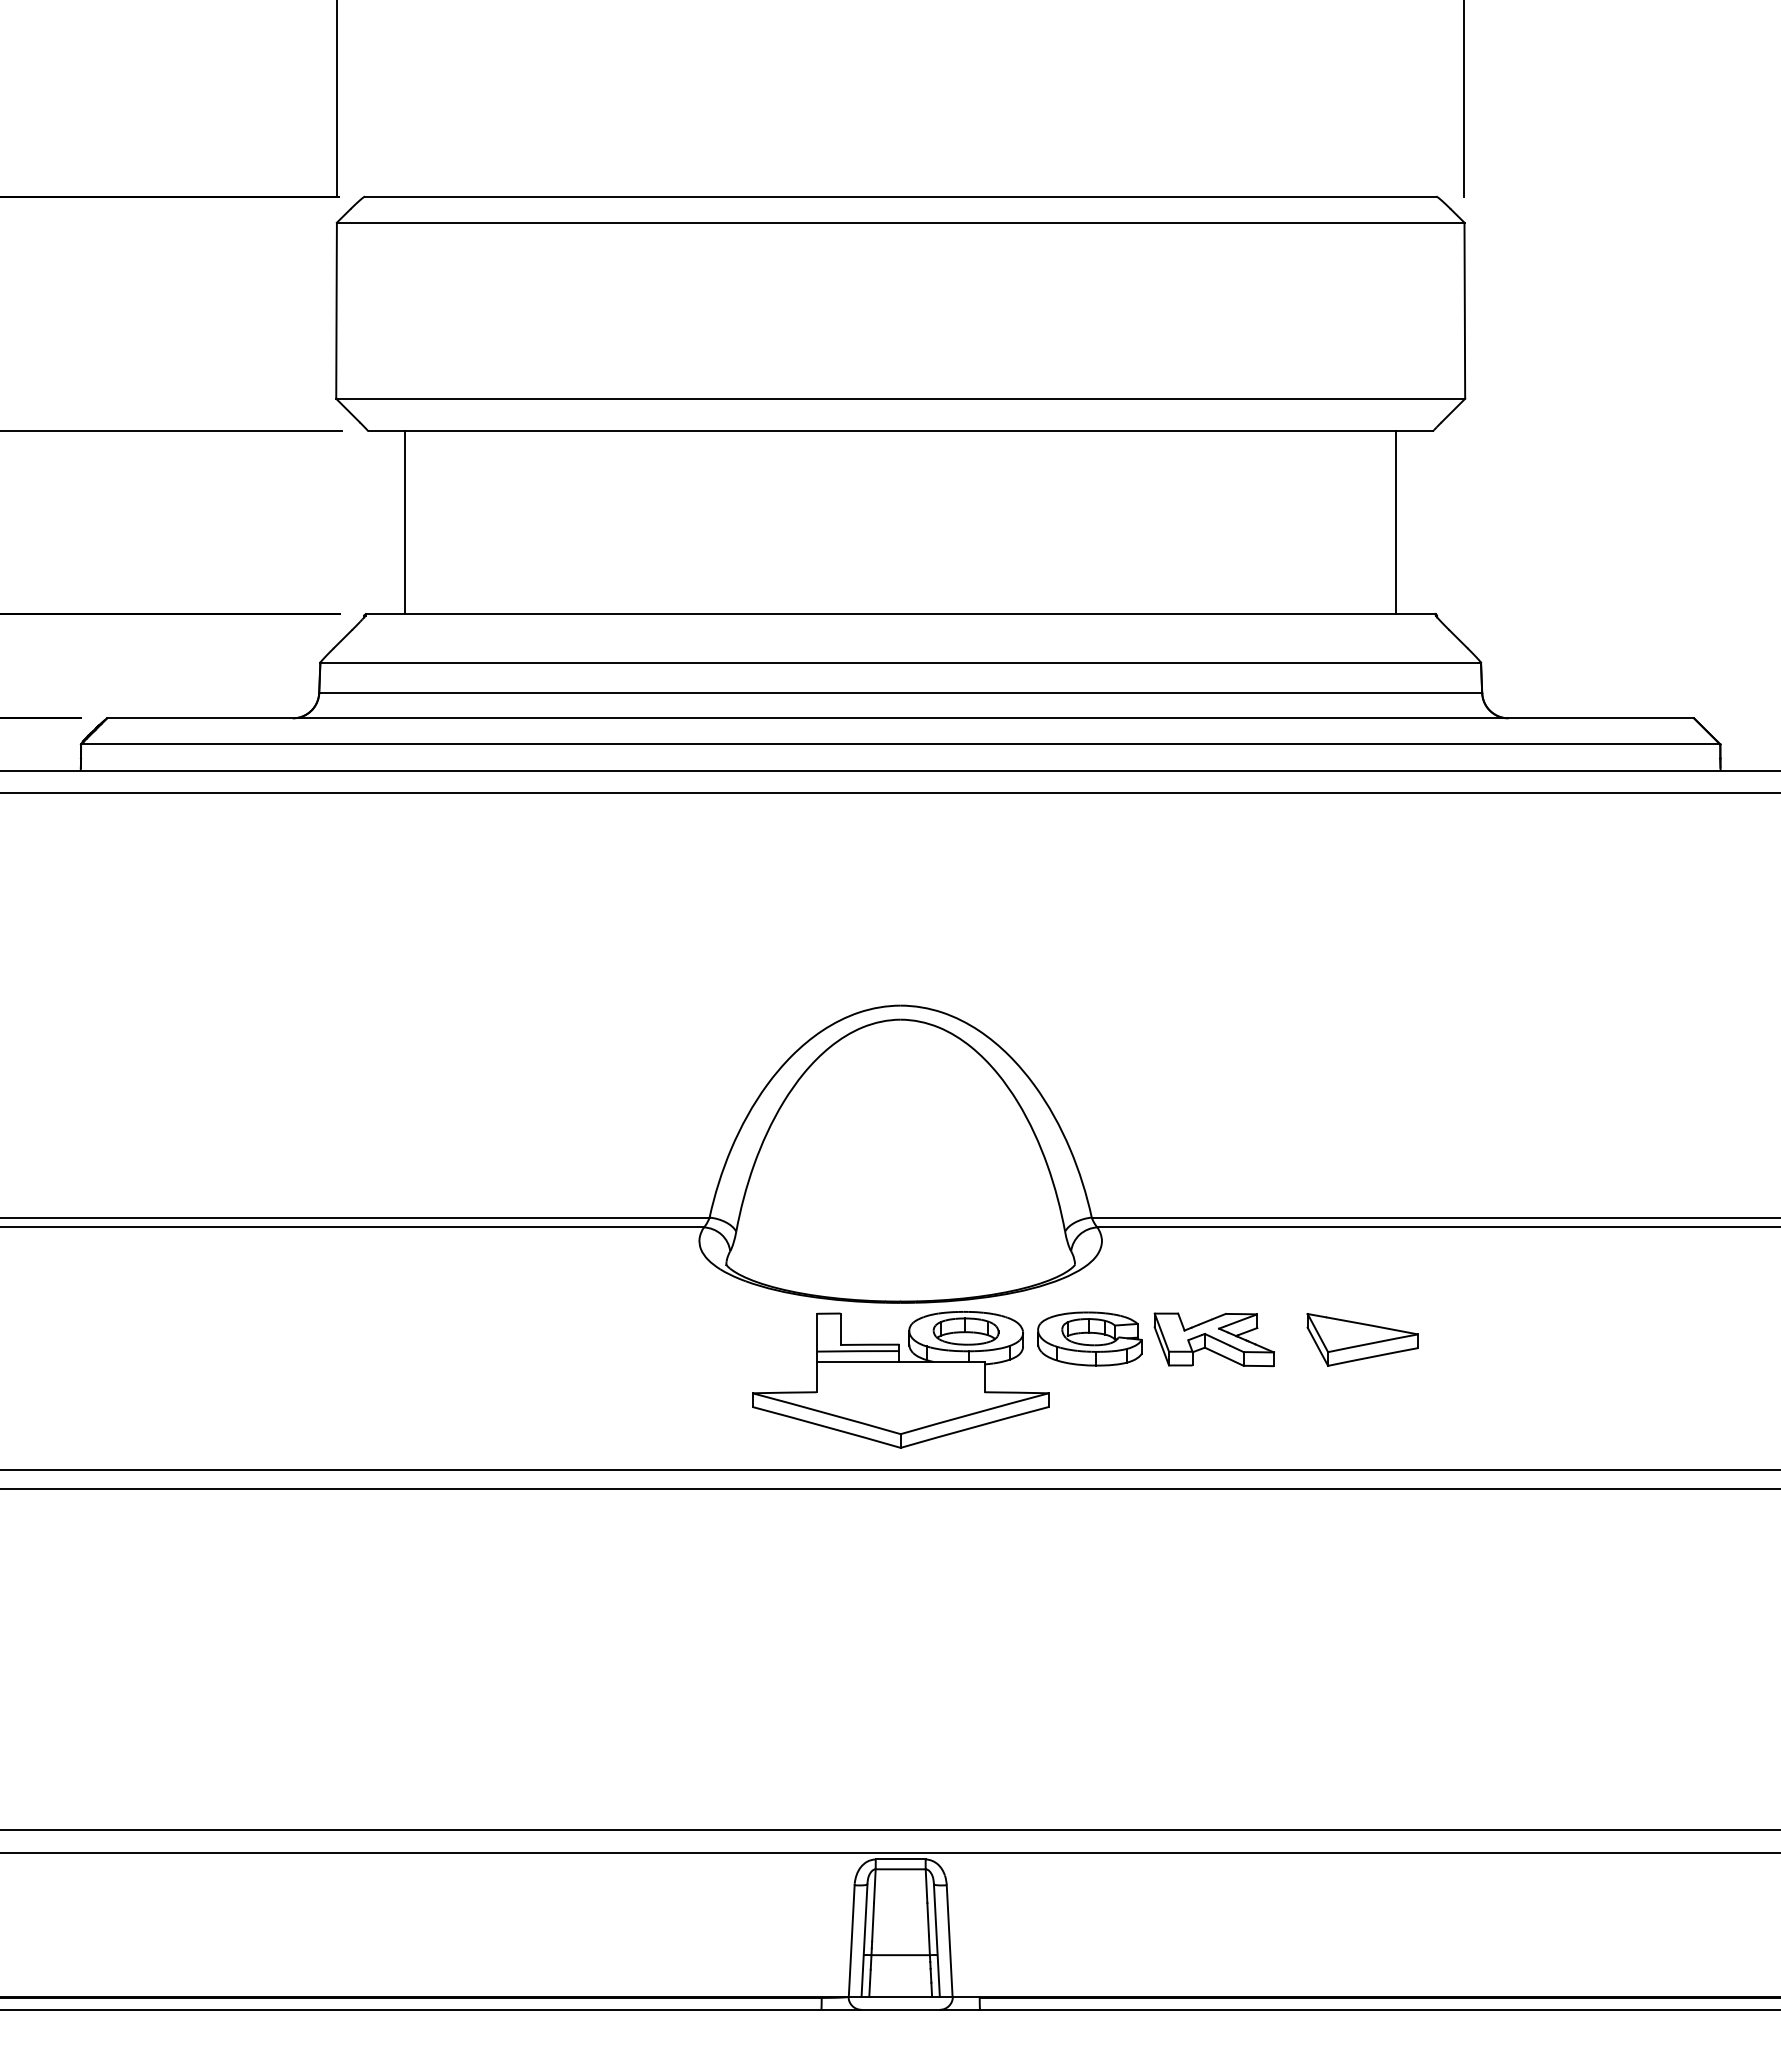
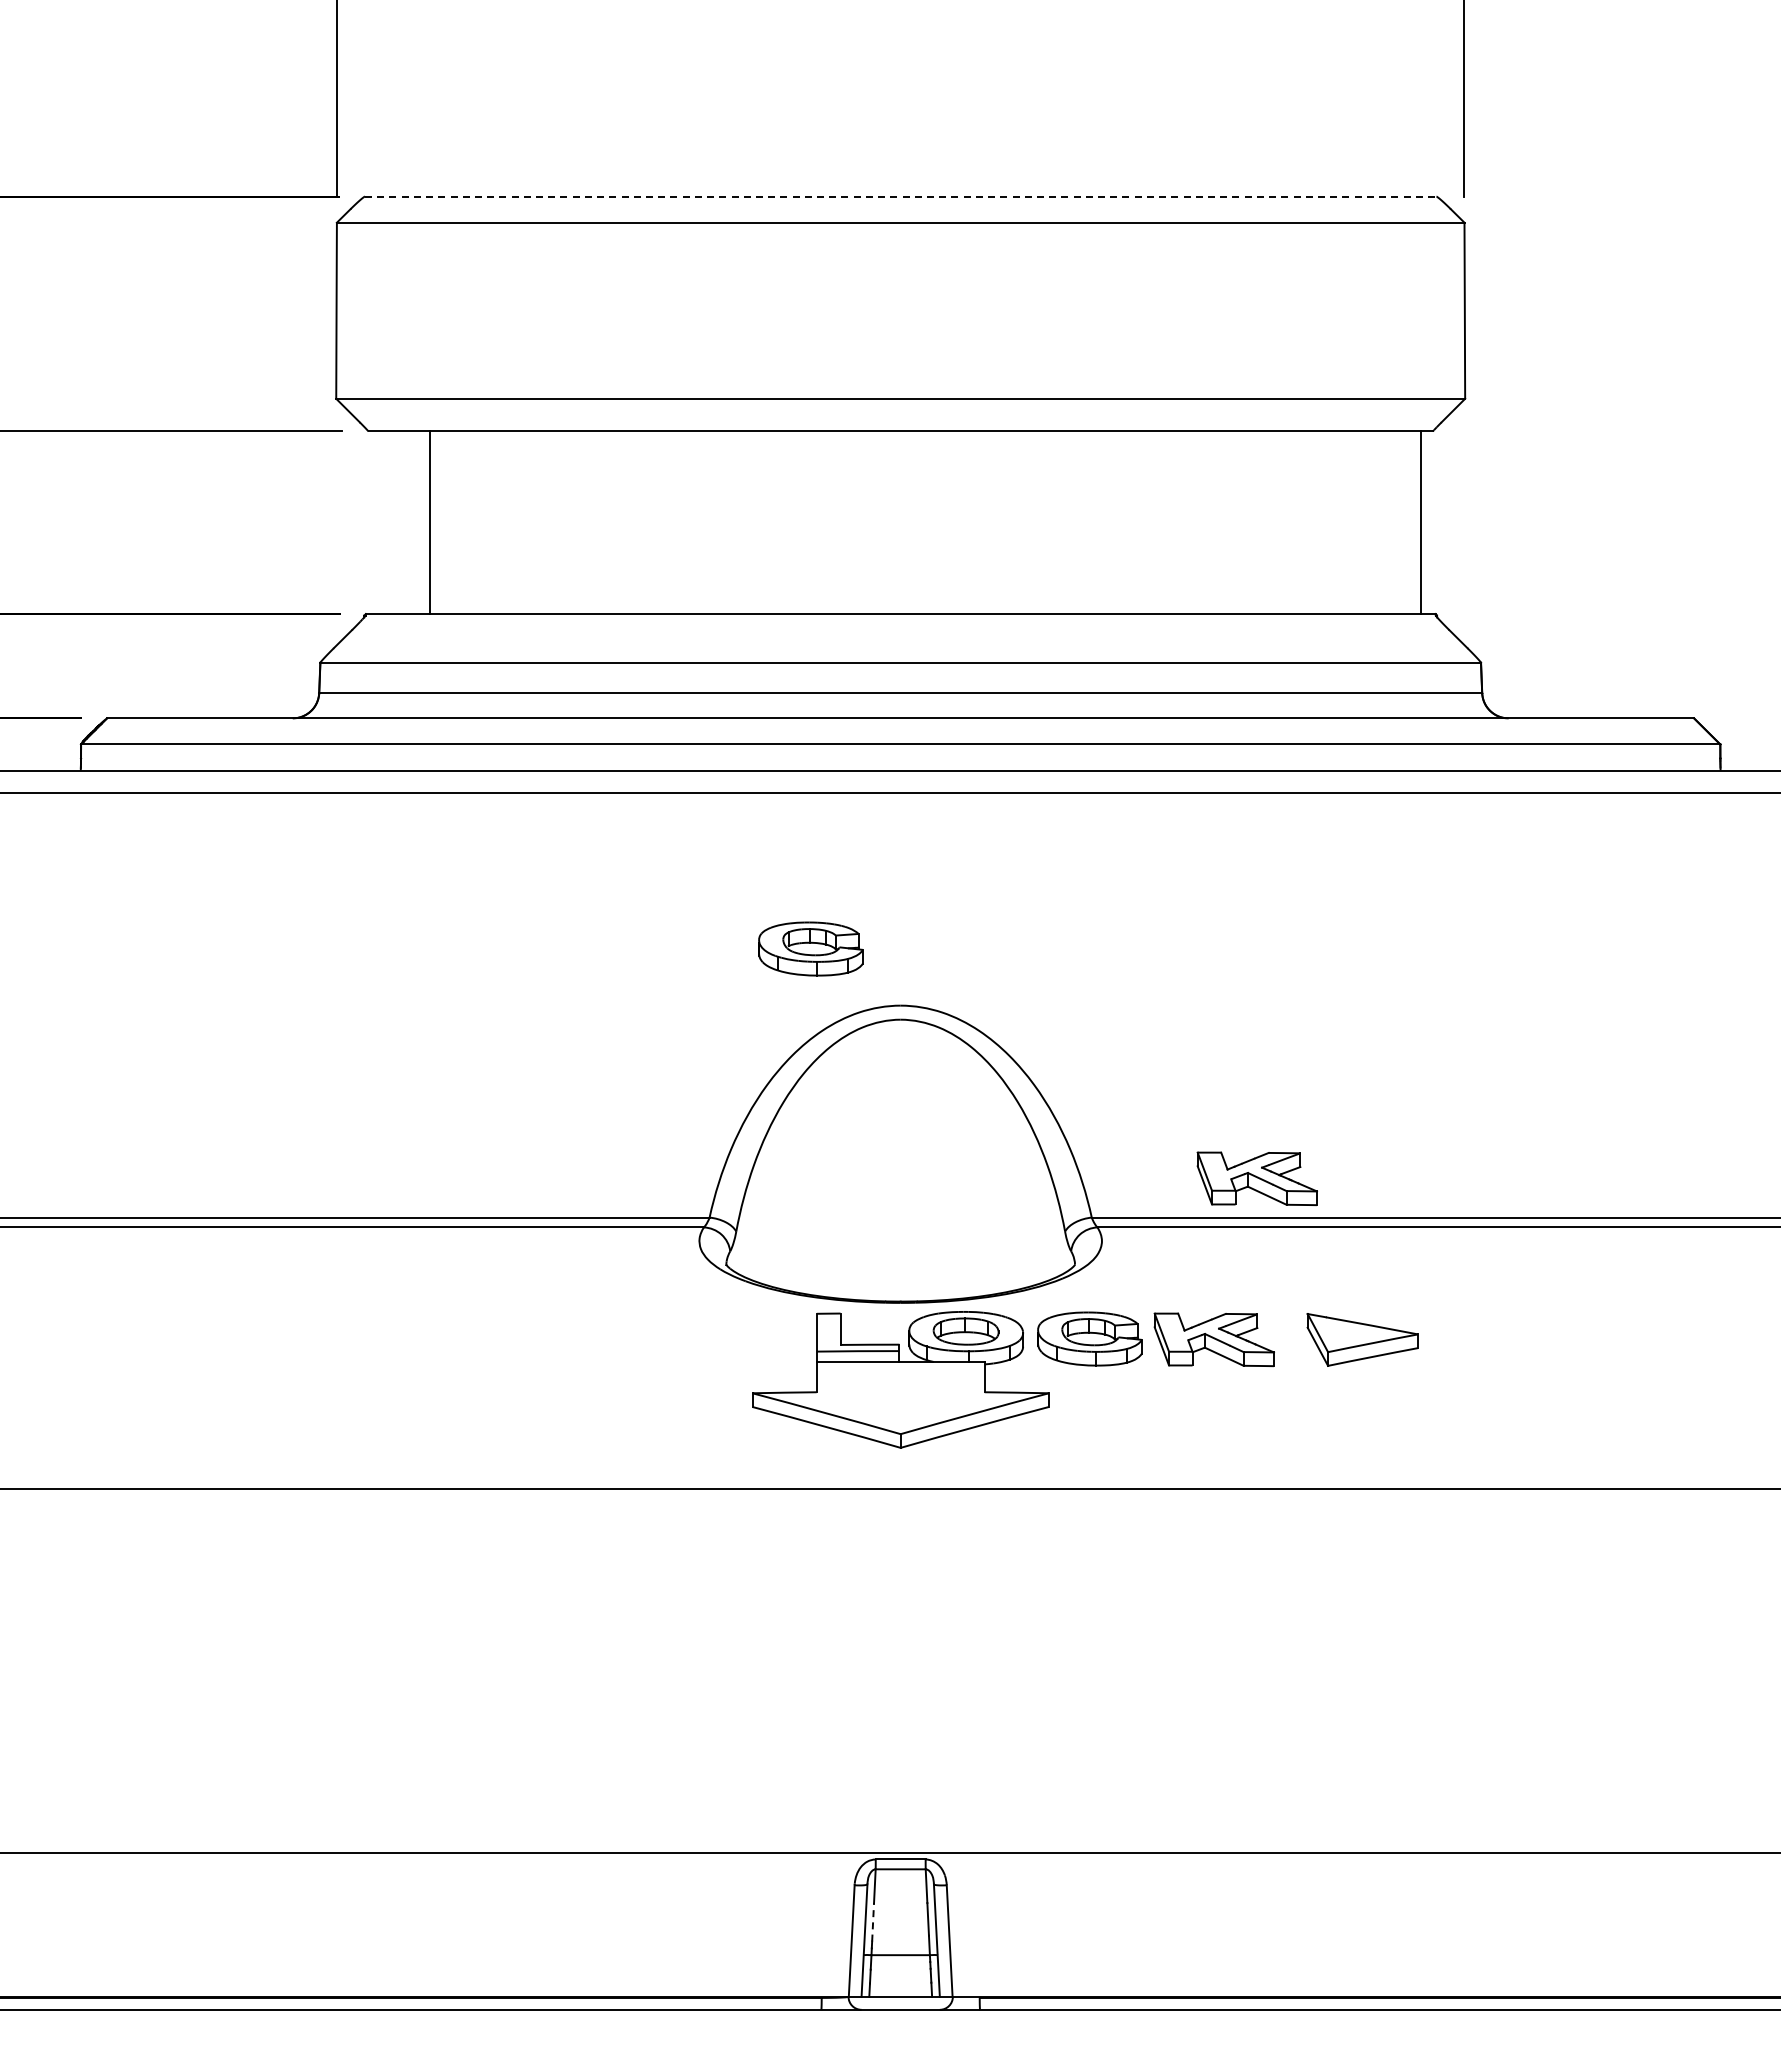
line: solid -> dashed (900, 196)
line position: (405, 522) -> (430, 522) (430, 522)
line position: (1396, 522) -> (1421, 522) (1421, 522)
part: none -> present (810, 948)
part: none -> present (1256, 1178)
line: present -> none (889, 1469)
line: present -> none (889, 1829)
line: solid -> dashed (873, 1921)
